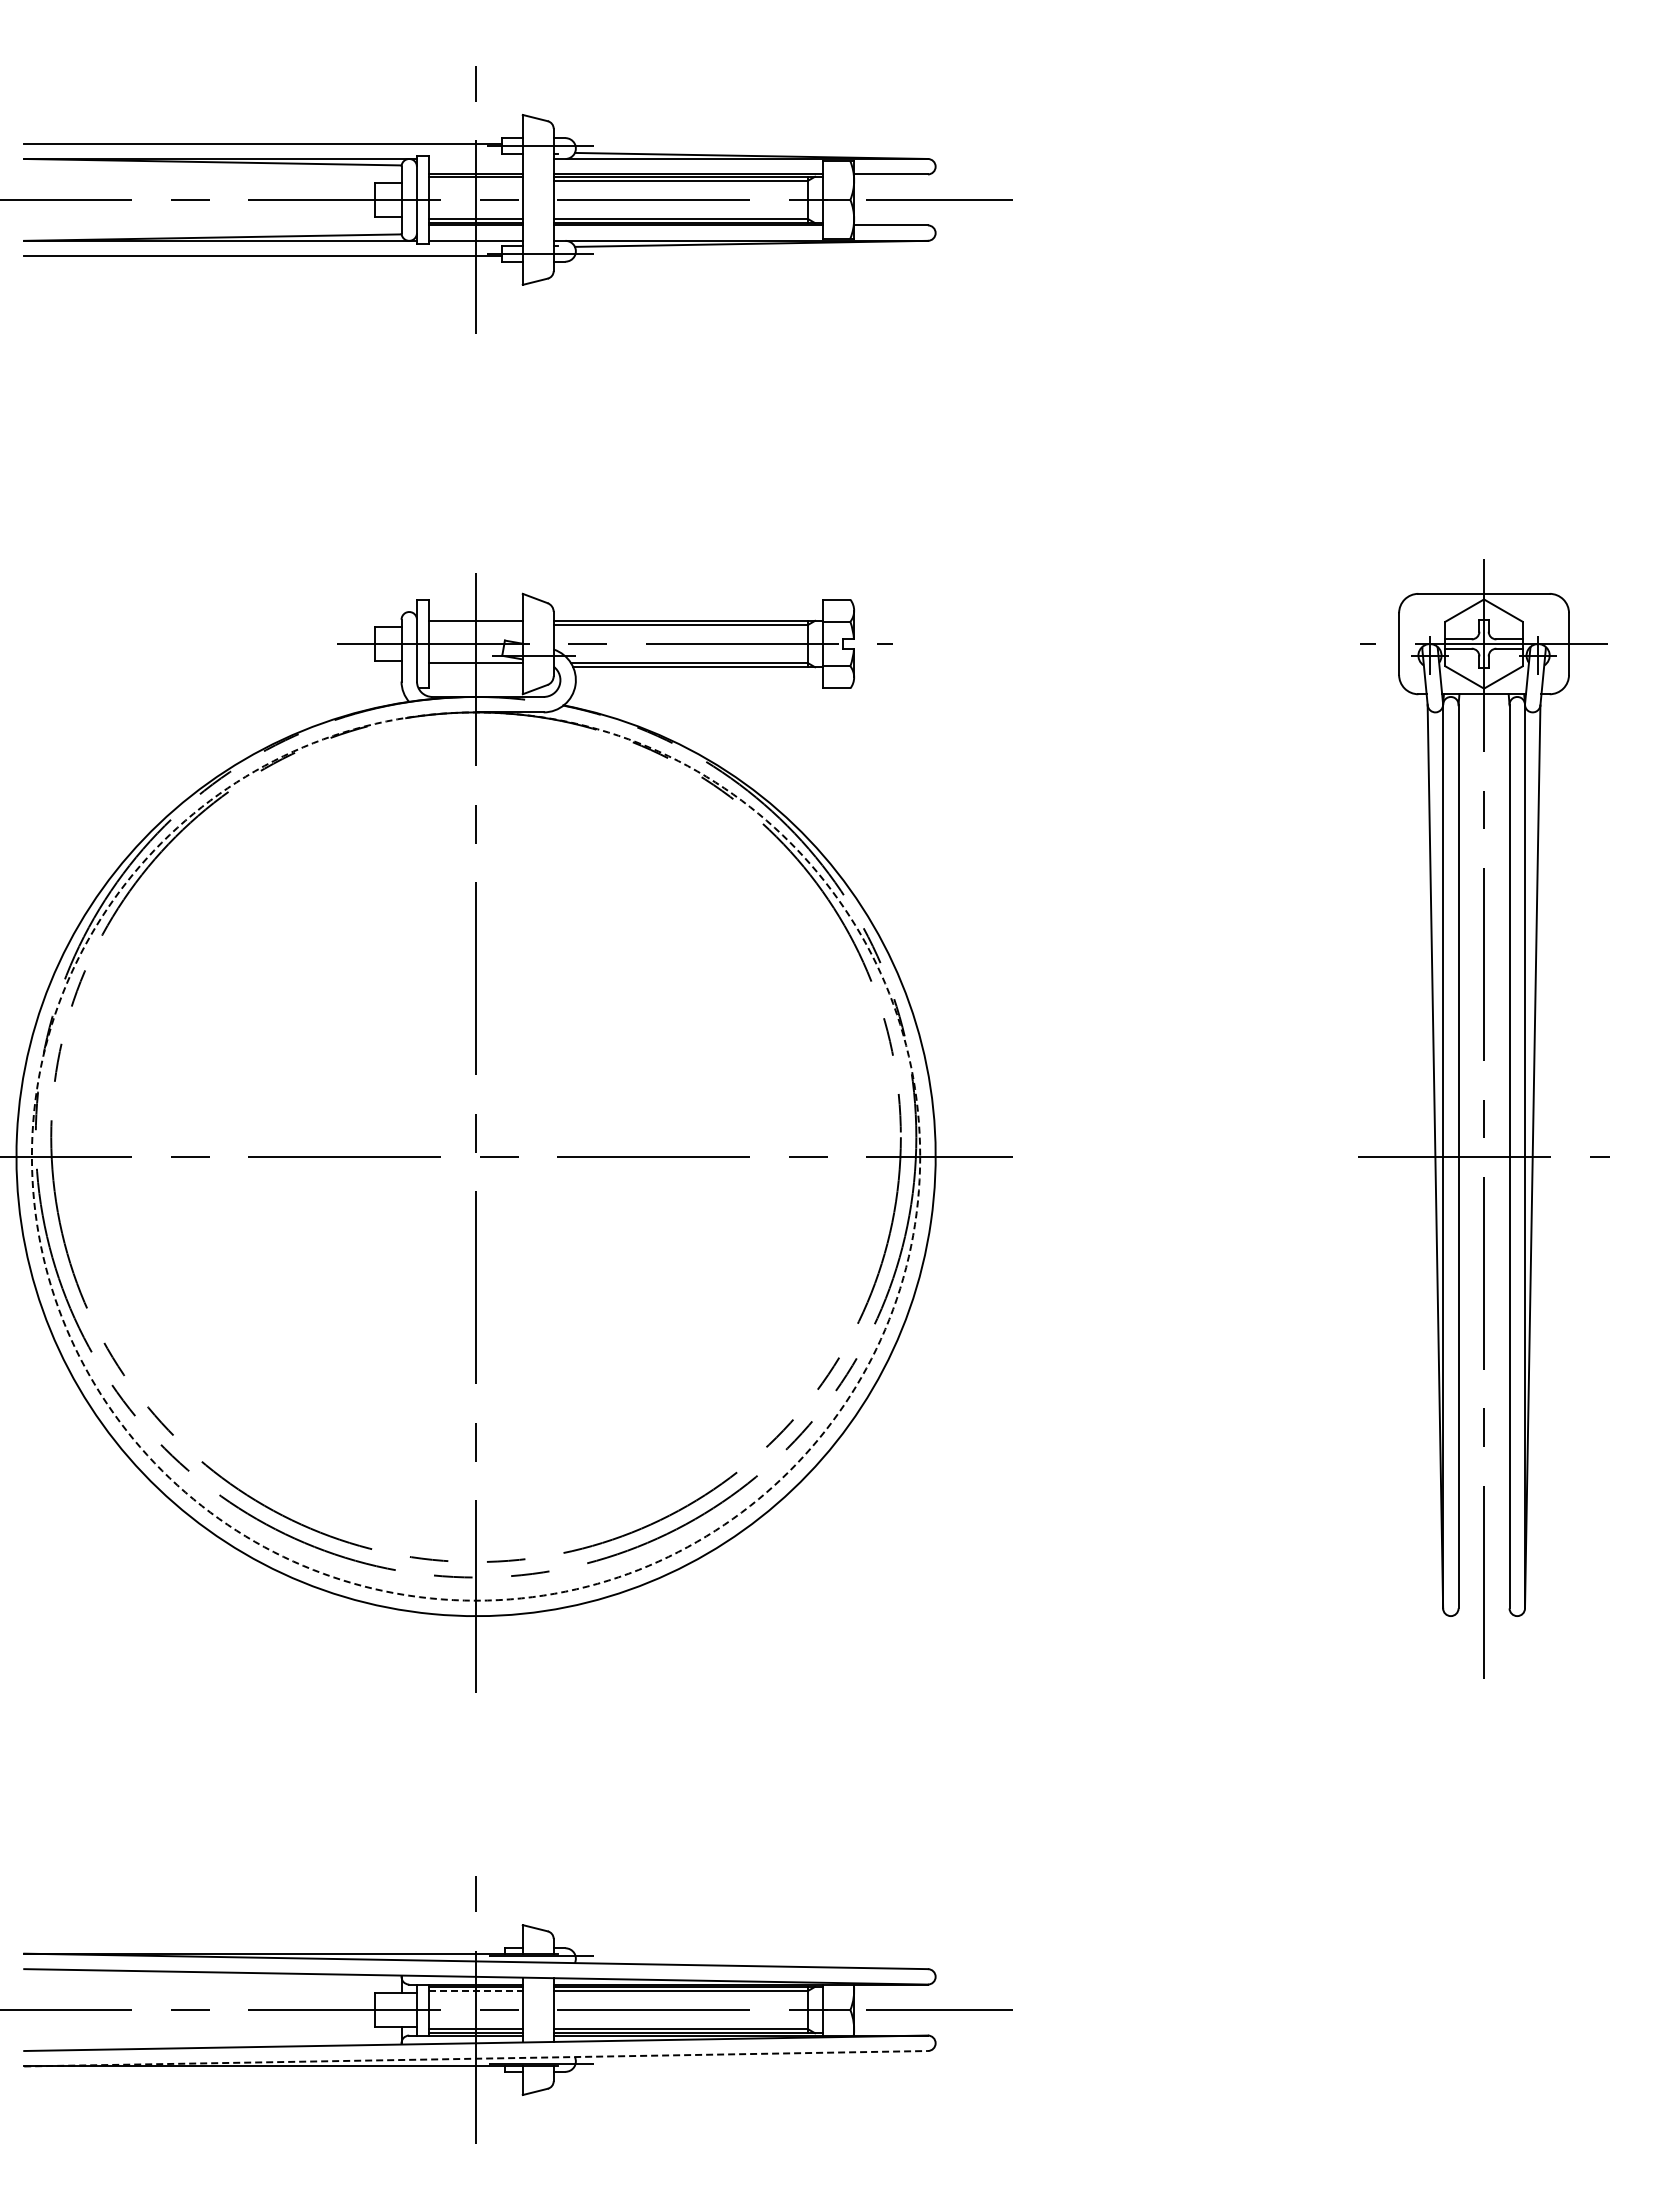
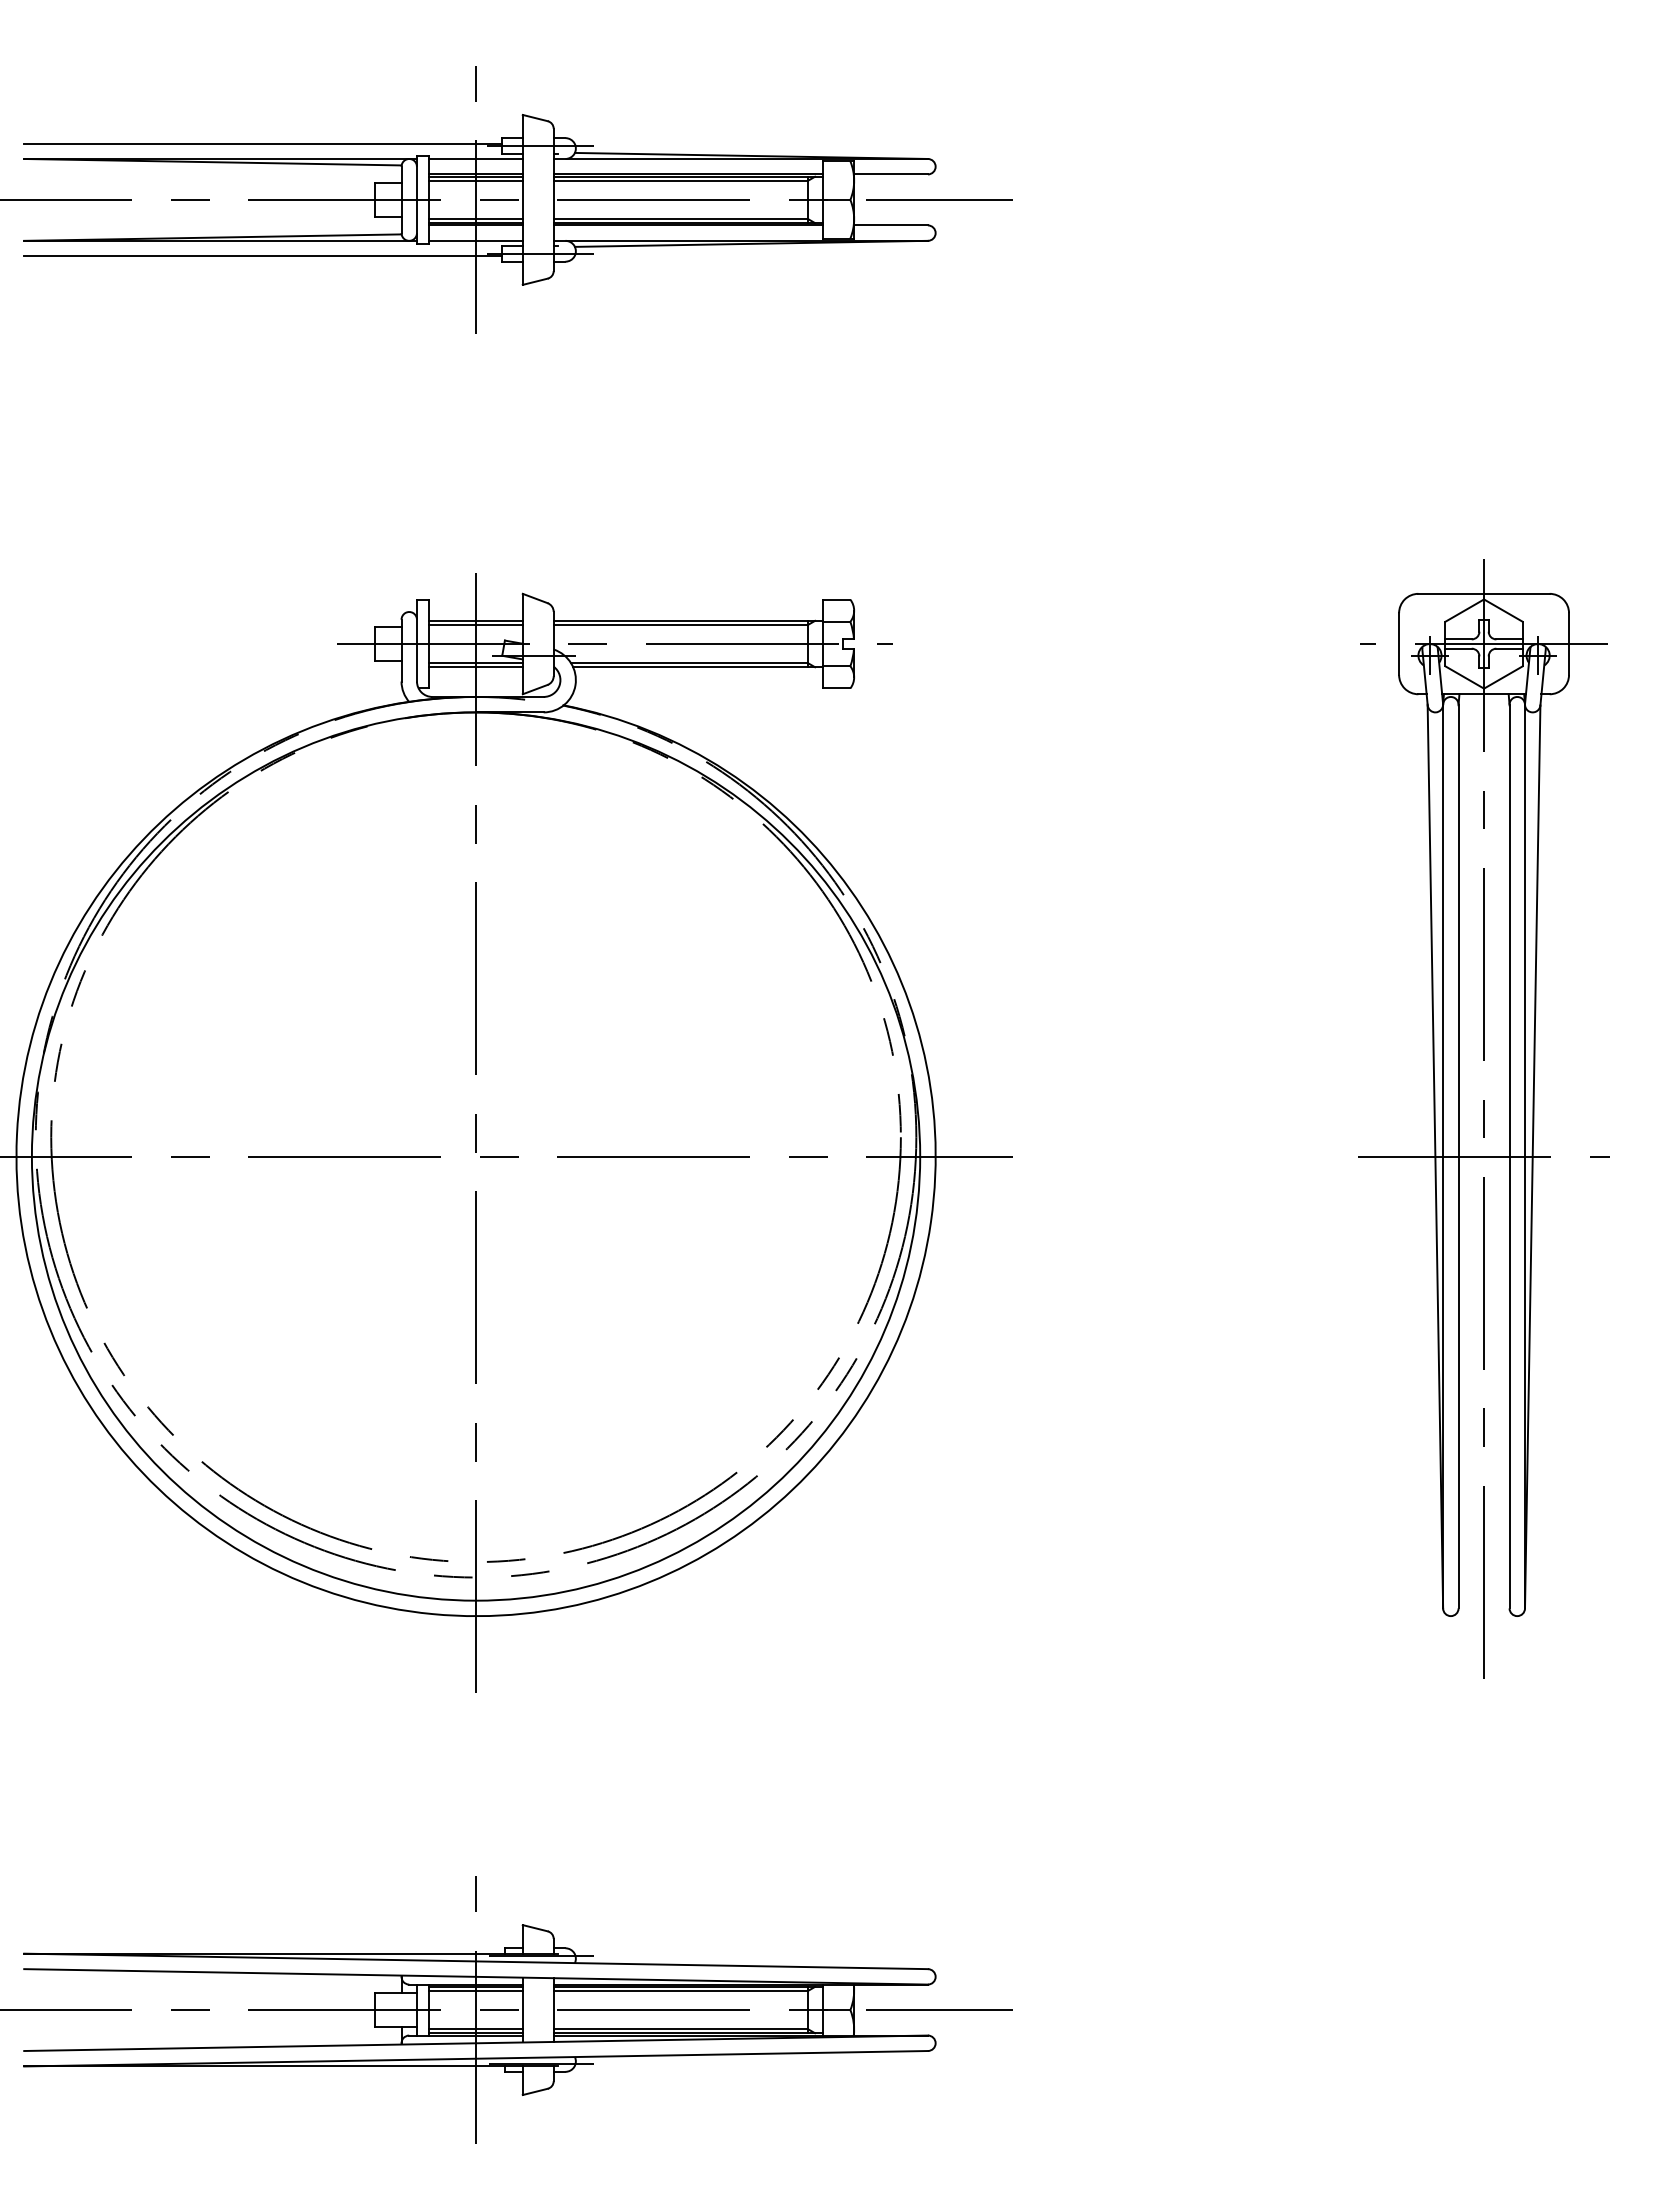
line: none -> present (475, 158)
line: none -> present (475, 180)
line: none -> present (475, 625)
line: none -> present (475, 667)
circle: dashed -> solid (475, 1156)
line: dashed -> solid (476, 1991)
line: dashed -> solid (476, 2058)
